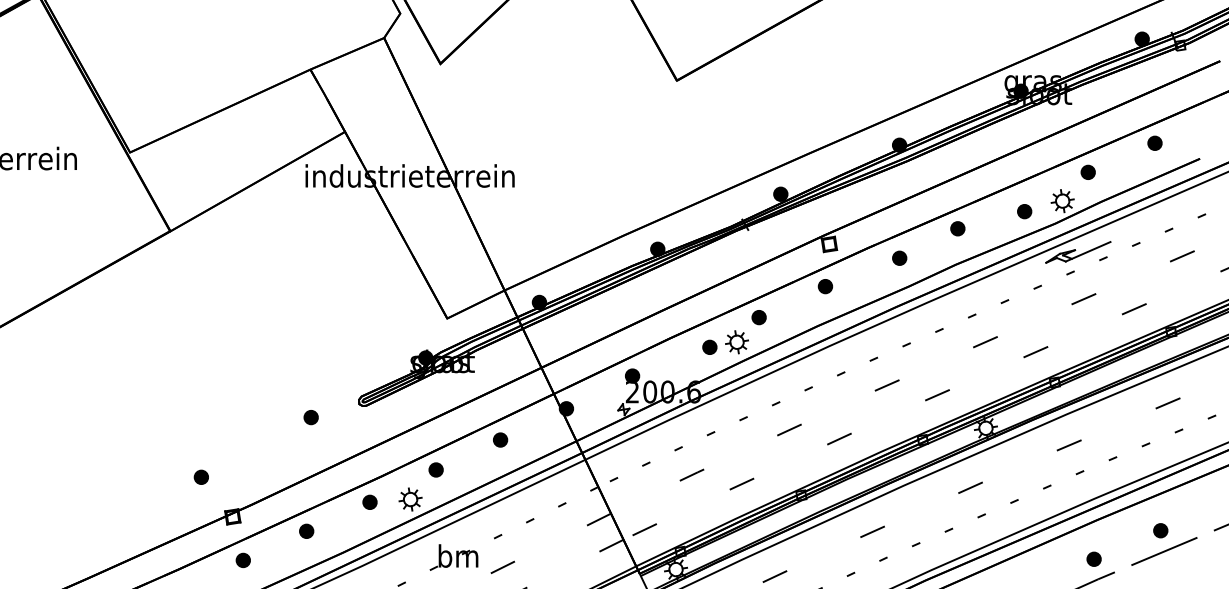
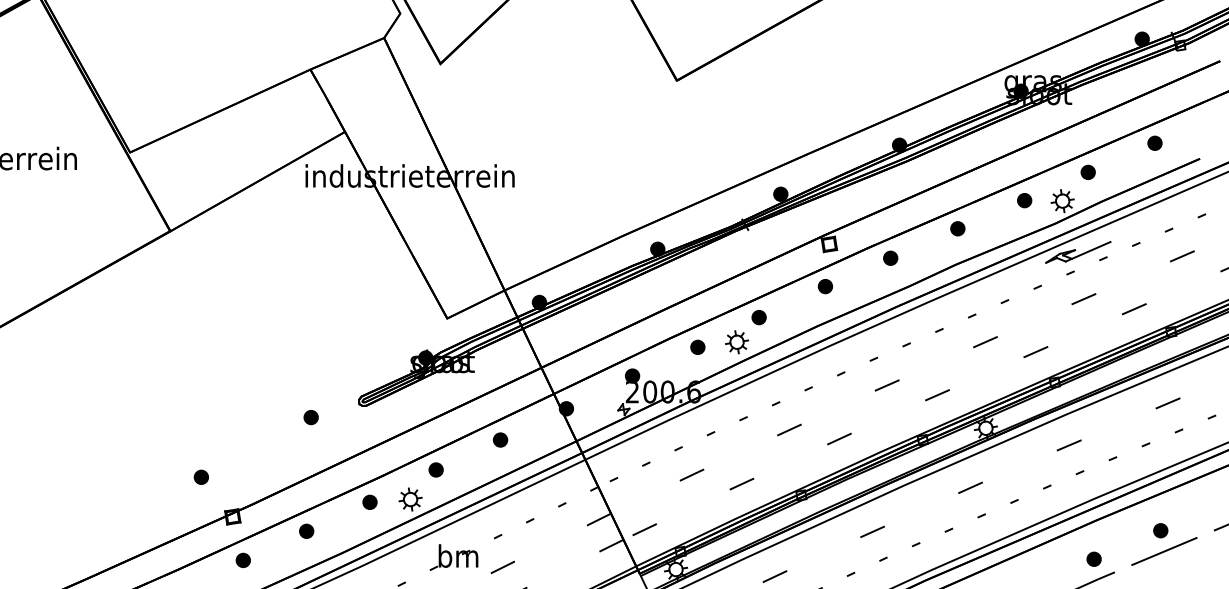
part position: (1024, 211) -> (1024, 200) (1024, 200)
part position: (899, 257) -> (890, 257) (890, 257)
part position: (709, 346) -> (697, 346) (697, 346)
